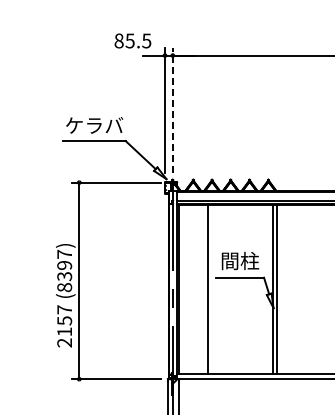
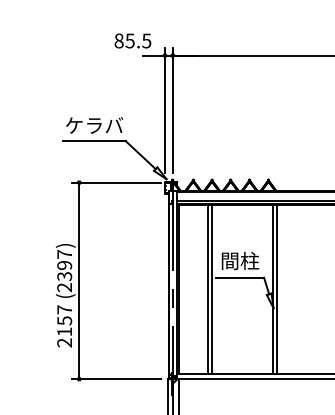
line: dashed -> solid (172, 109)
text: (8397) -> (2397) (64, 287)
line: none -> present (211, 289)
